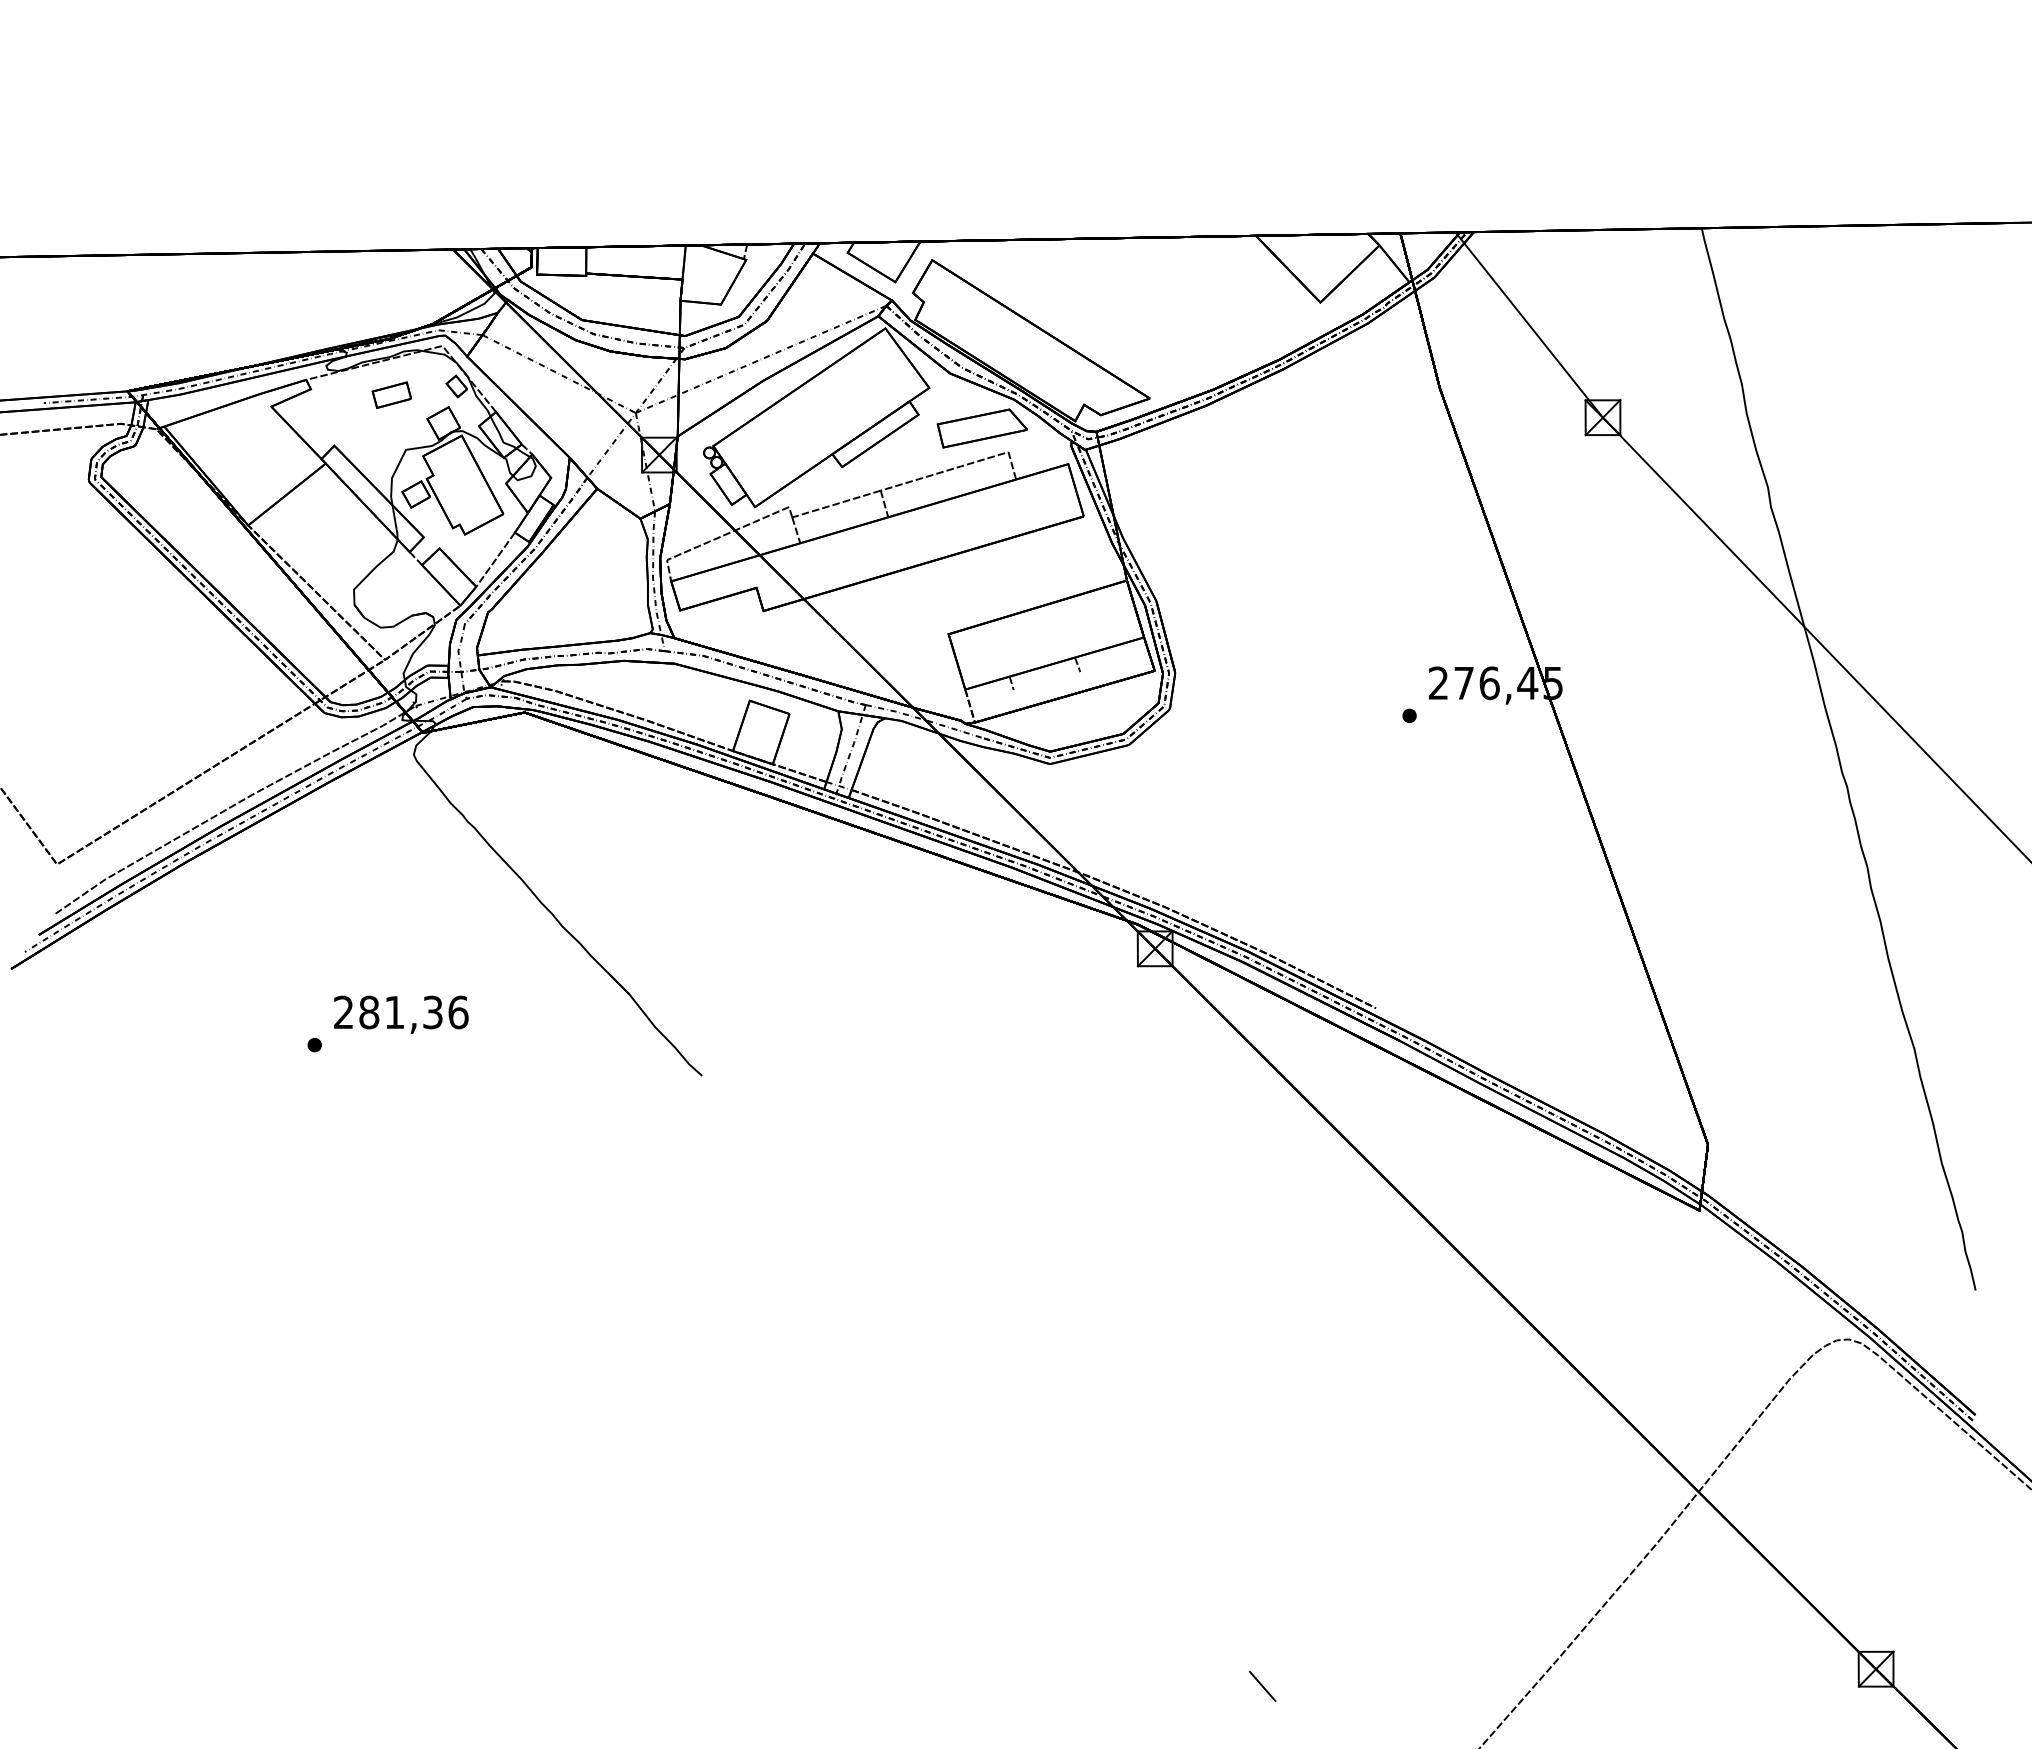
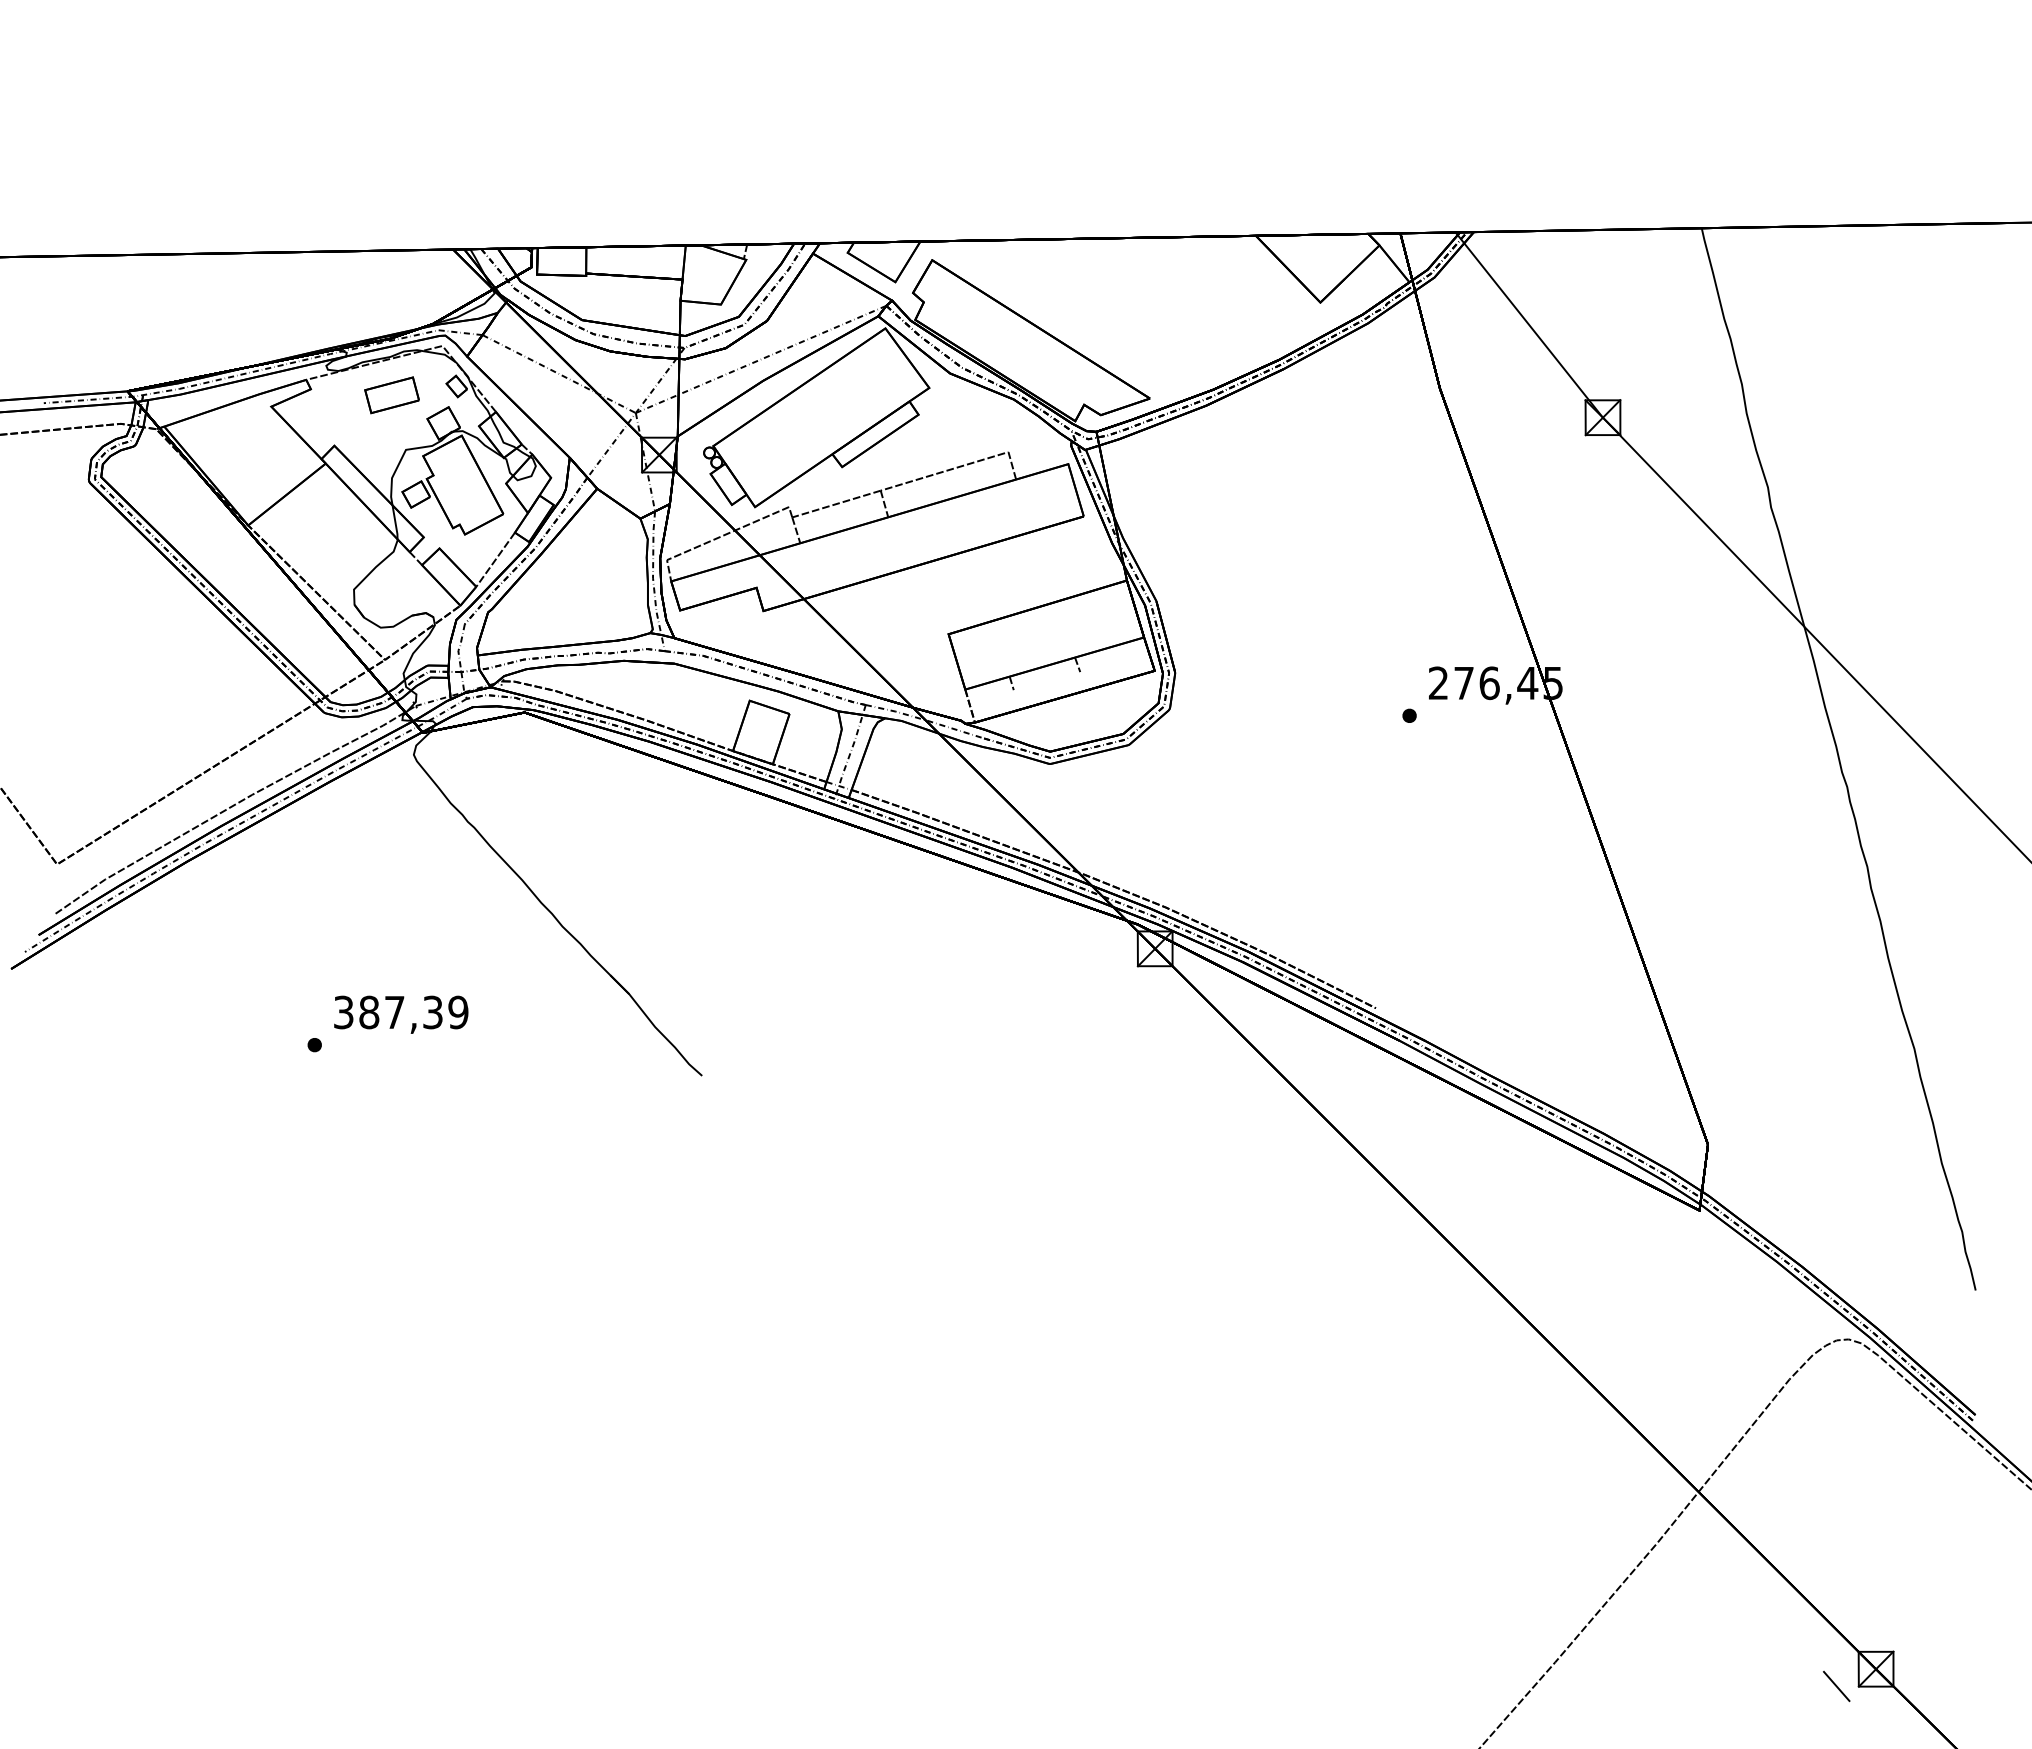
part size: 41x28 px -> 56x39 px (391, 395)
part: present -> none (981, 428)
text: 281,36 -> 387,39 (401, 1012)
line position: (1262, 1686) -> (1836, 1686) (1836, 1686)
